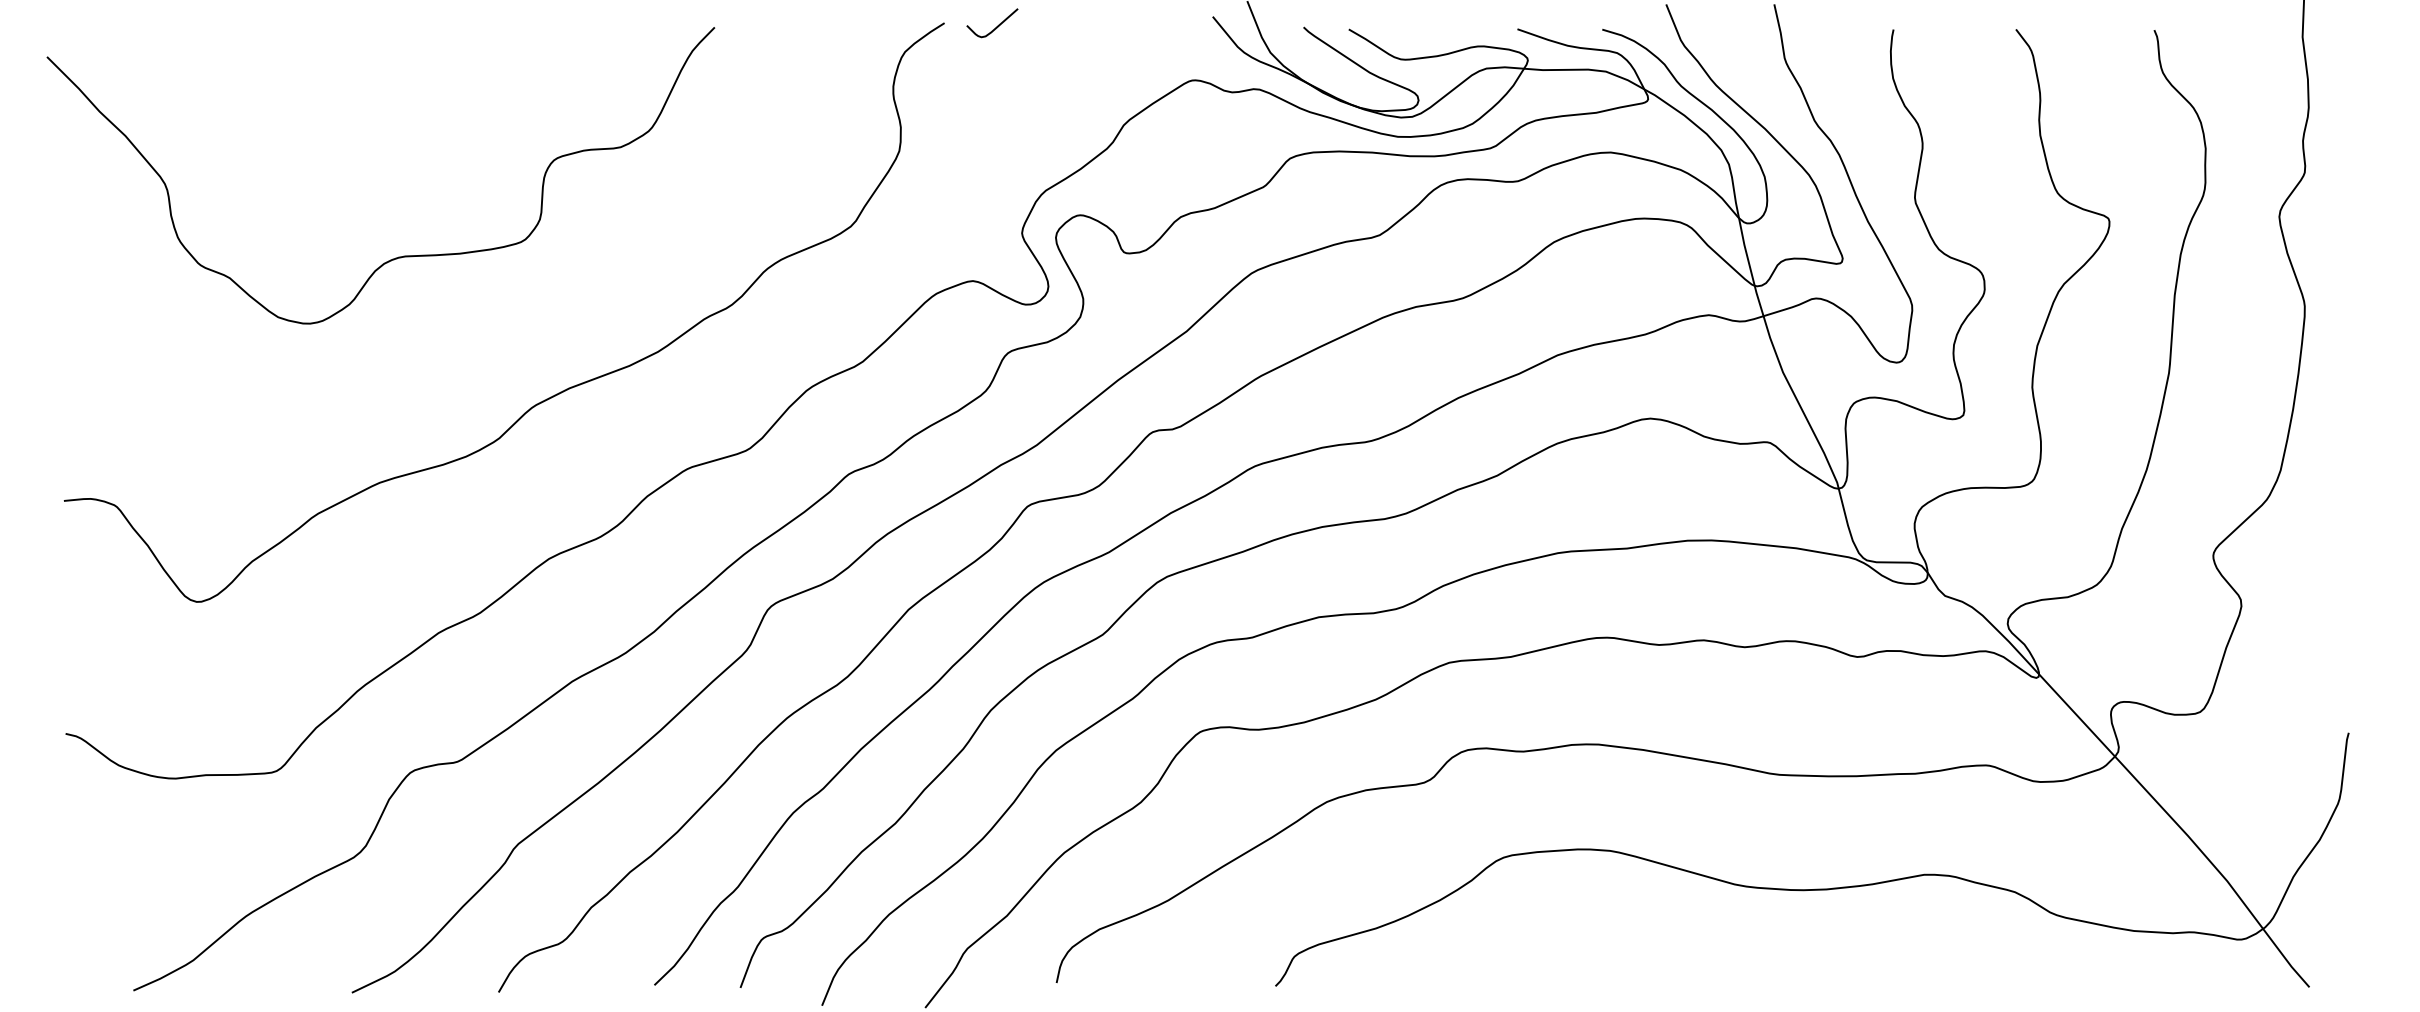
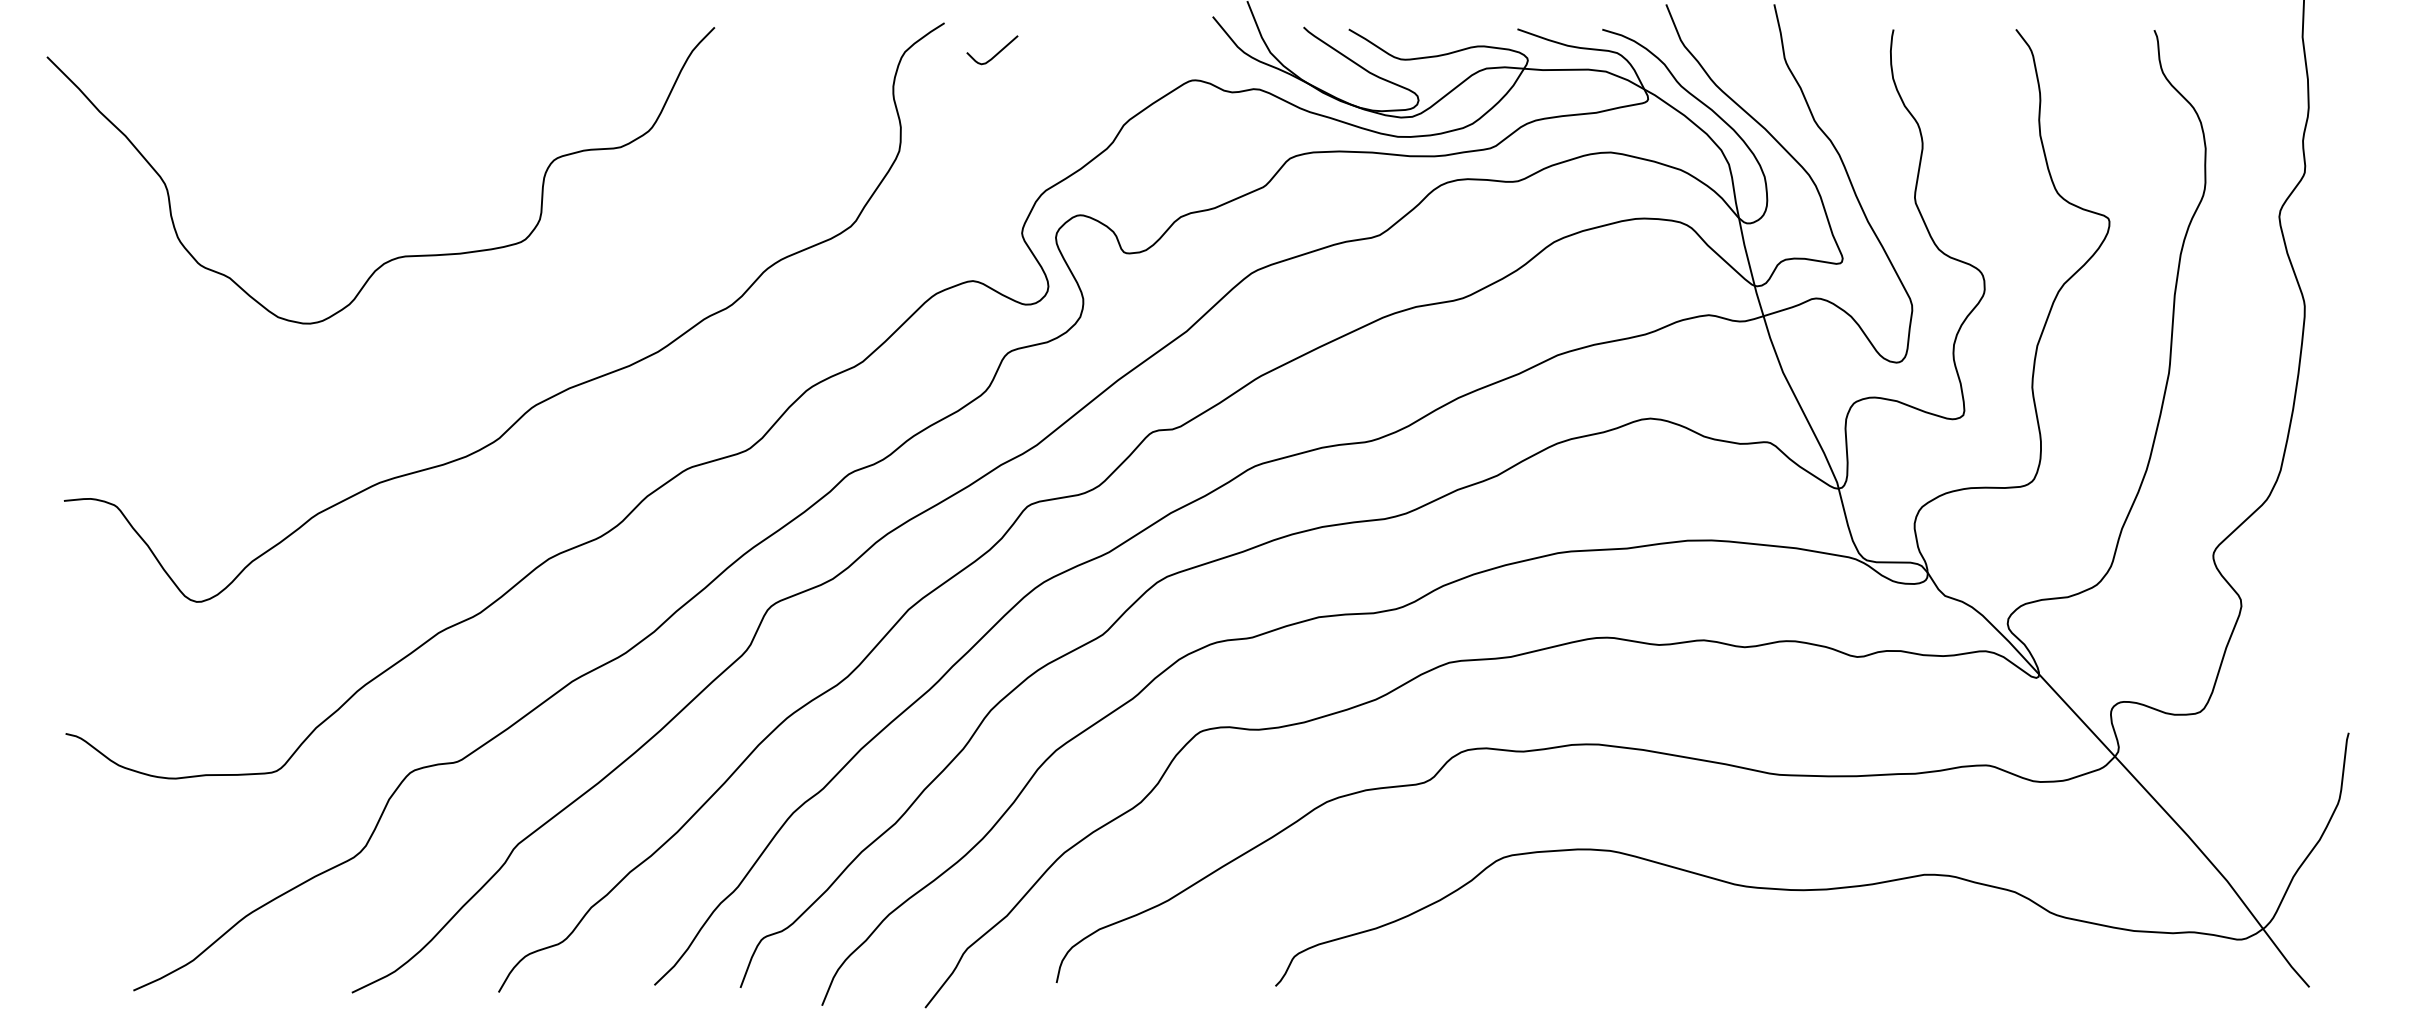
curve position: (996, 26) -> (996, 53) (996, 53)
